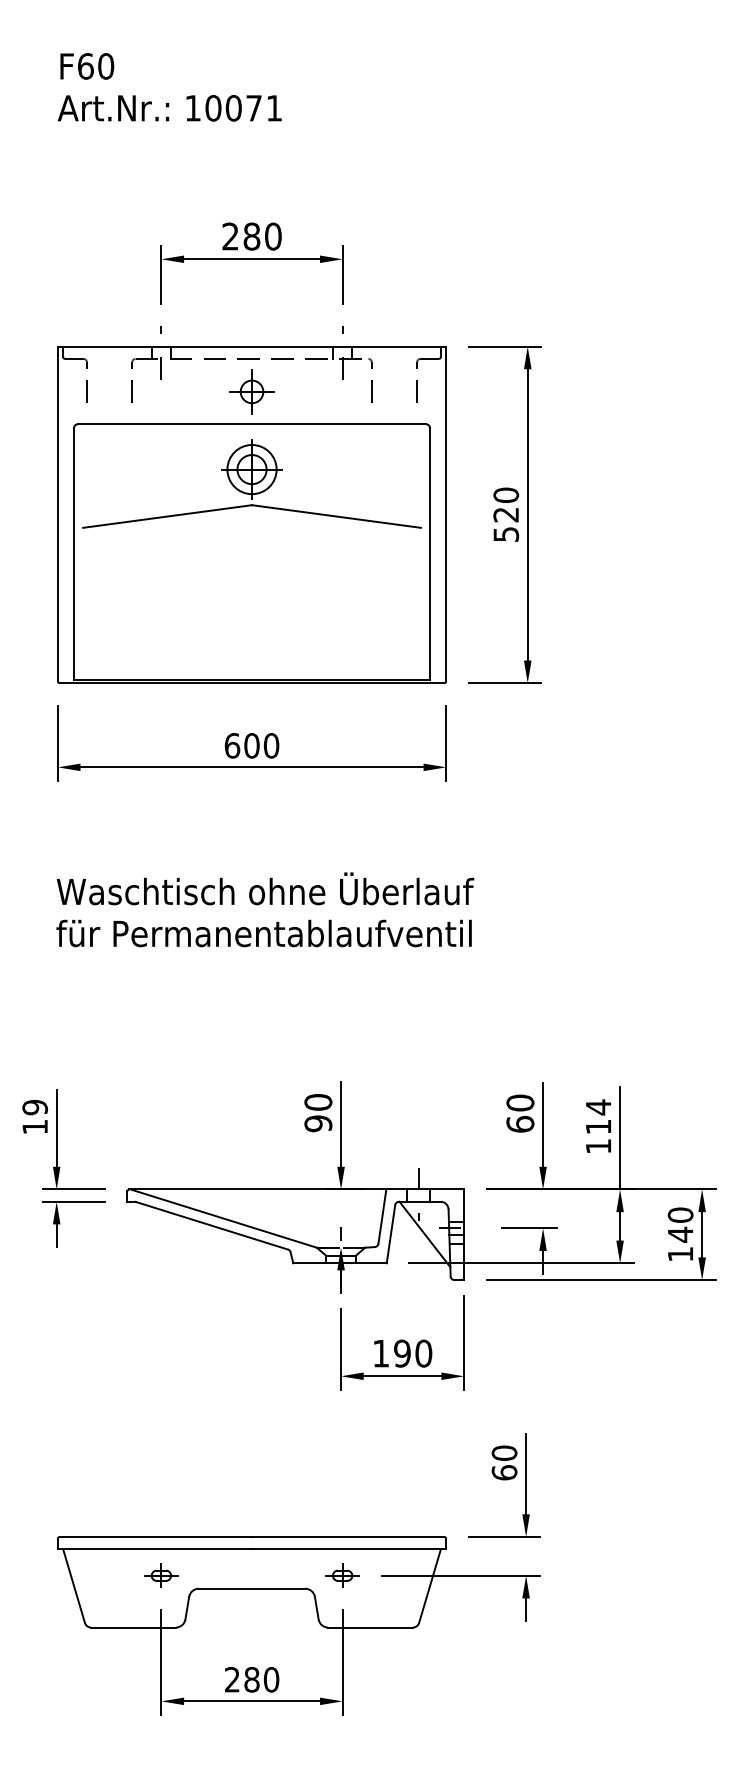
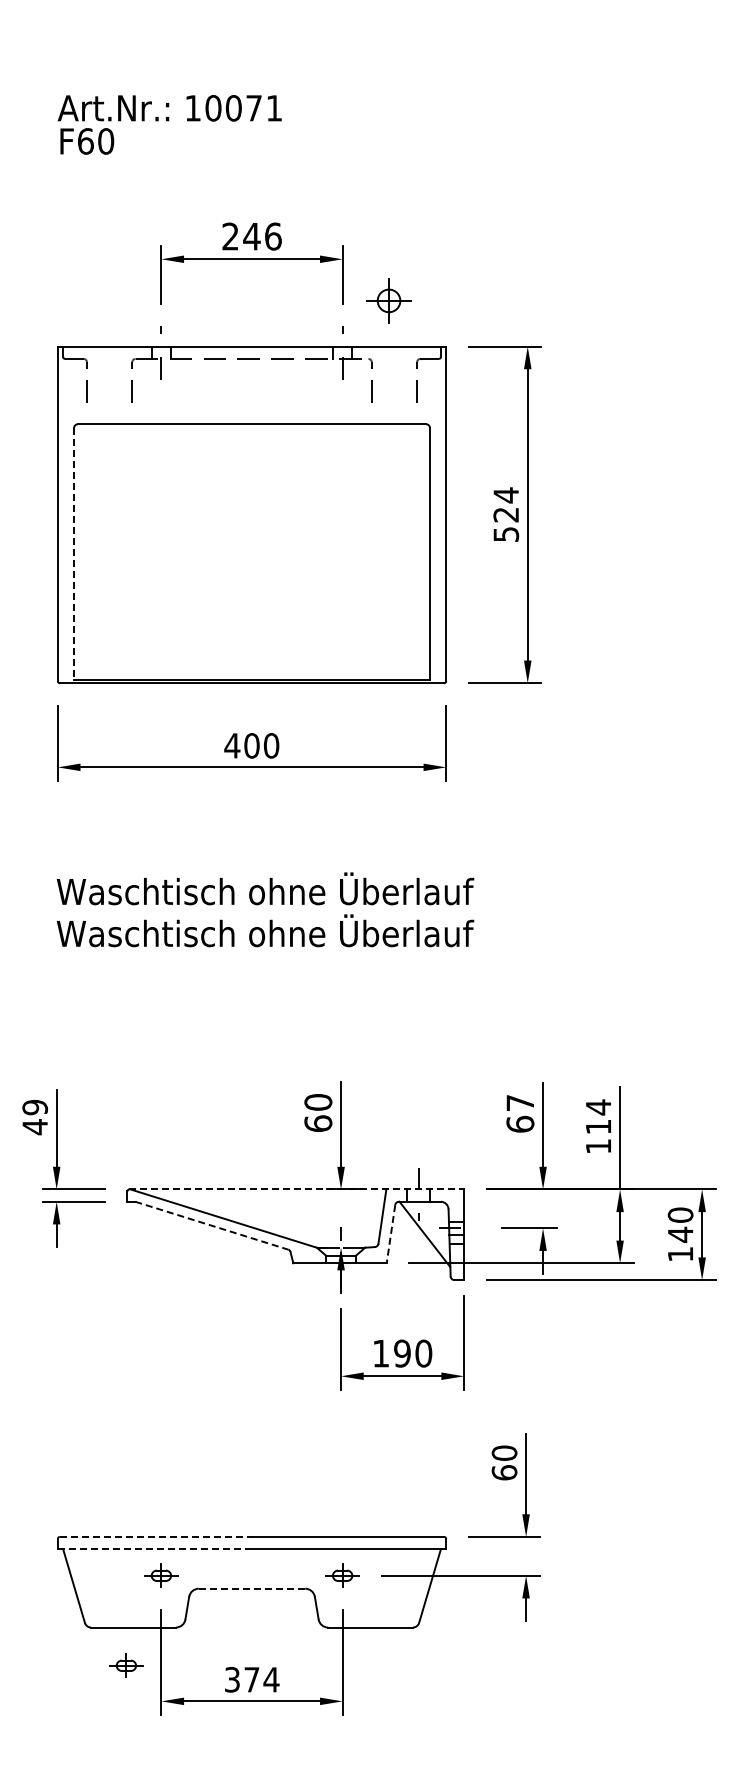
text position: (87, 66) -> (87, 141) (87, 141)
text: 280 -> 246 (262, 236)
part position: (251, 391) -> (388, 300) (388, 300)
part: present -> none (251, 483)
text: 520 -> 524 (506, 495)
line: solid -> dashed (74, 554)
text: 600 -> 400 (232, 745)
text: für Permanentablaufventil -> Waschtisch ohne Überlauf (265, 930)
text: 60 -> 67 (520, 1102)
text: 90 -> 60 (318, 1123)
text: 19 -> 49 (34, 1127)
line: solid -> dashed (297, 1189)
line: solid -> dashed (212, 1225)
line: solid -> dashed (390, 1234)
line: solid -> dashed (156, 1536)
line: solid -> dashed (155, 1549)
line: solid -> dashed (252, 1588)
part: none -> present (126, 1665)
text: 280 -> 374 (252, 1679)
